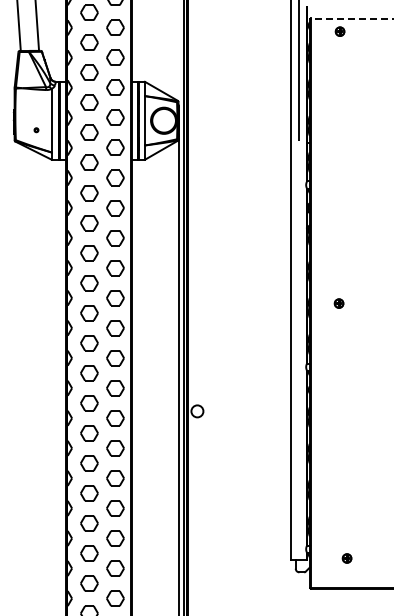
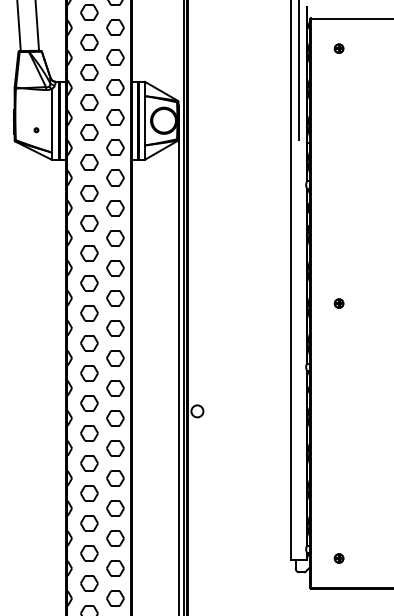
line: dashed -> solid (351, 19)
part position: (339, 31) -> (338, 48) (338, 48)
part position: (346, 558) -> (338, 558) (338, 558)
